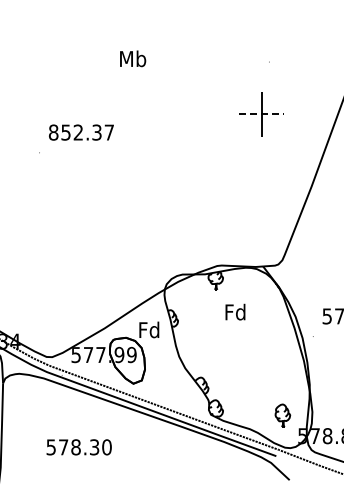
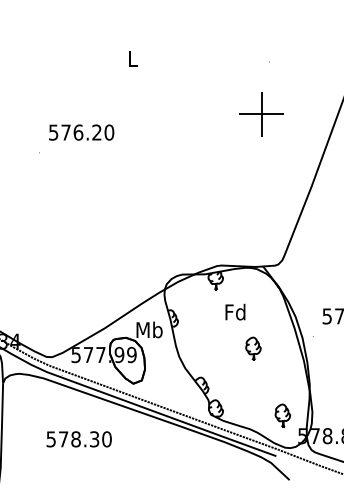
text: Mb -> L (133, 58)
line: dashed -> solid (261, 114)
text: 852.37 -> 576.20 (81, 132)
text: Fd -> Mb (149, 329)
part: none -> present (253, 348)
text position: (78, 447) -> (78, 439) (78, 439)
